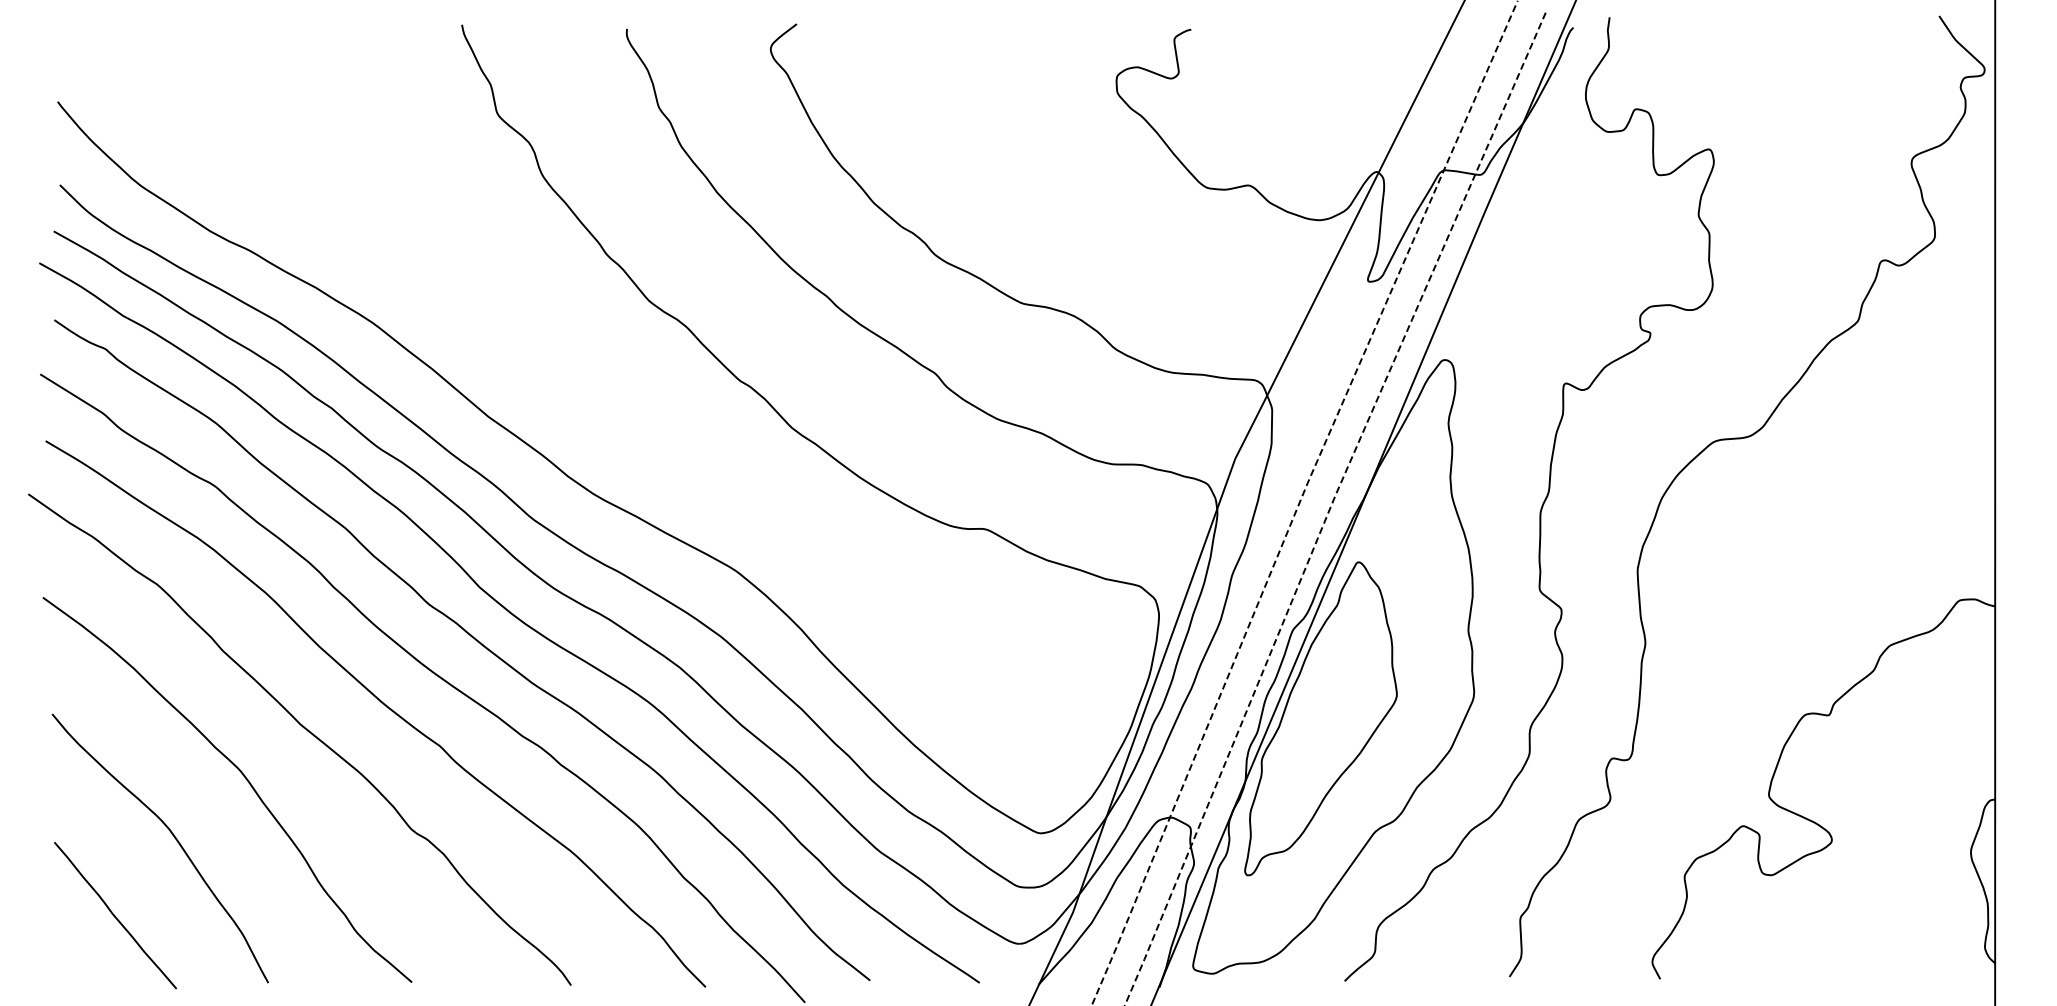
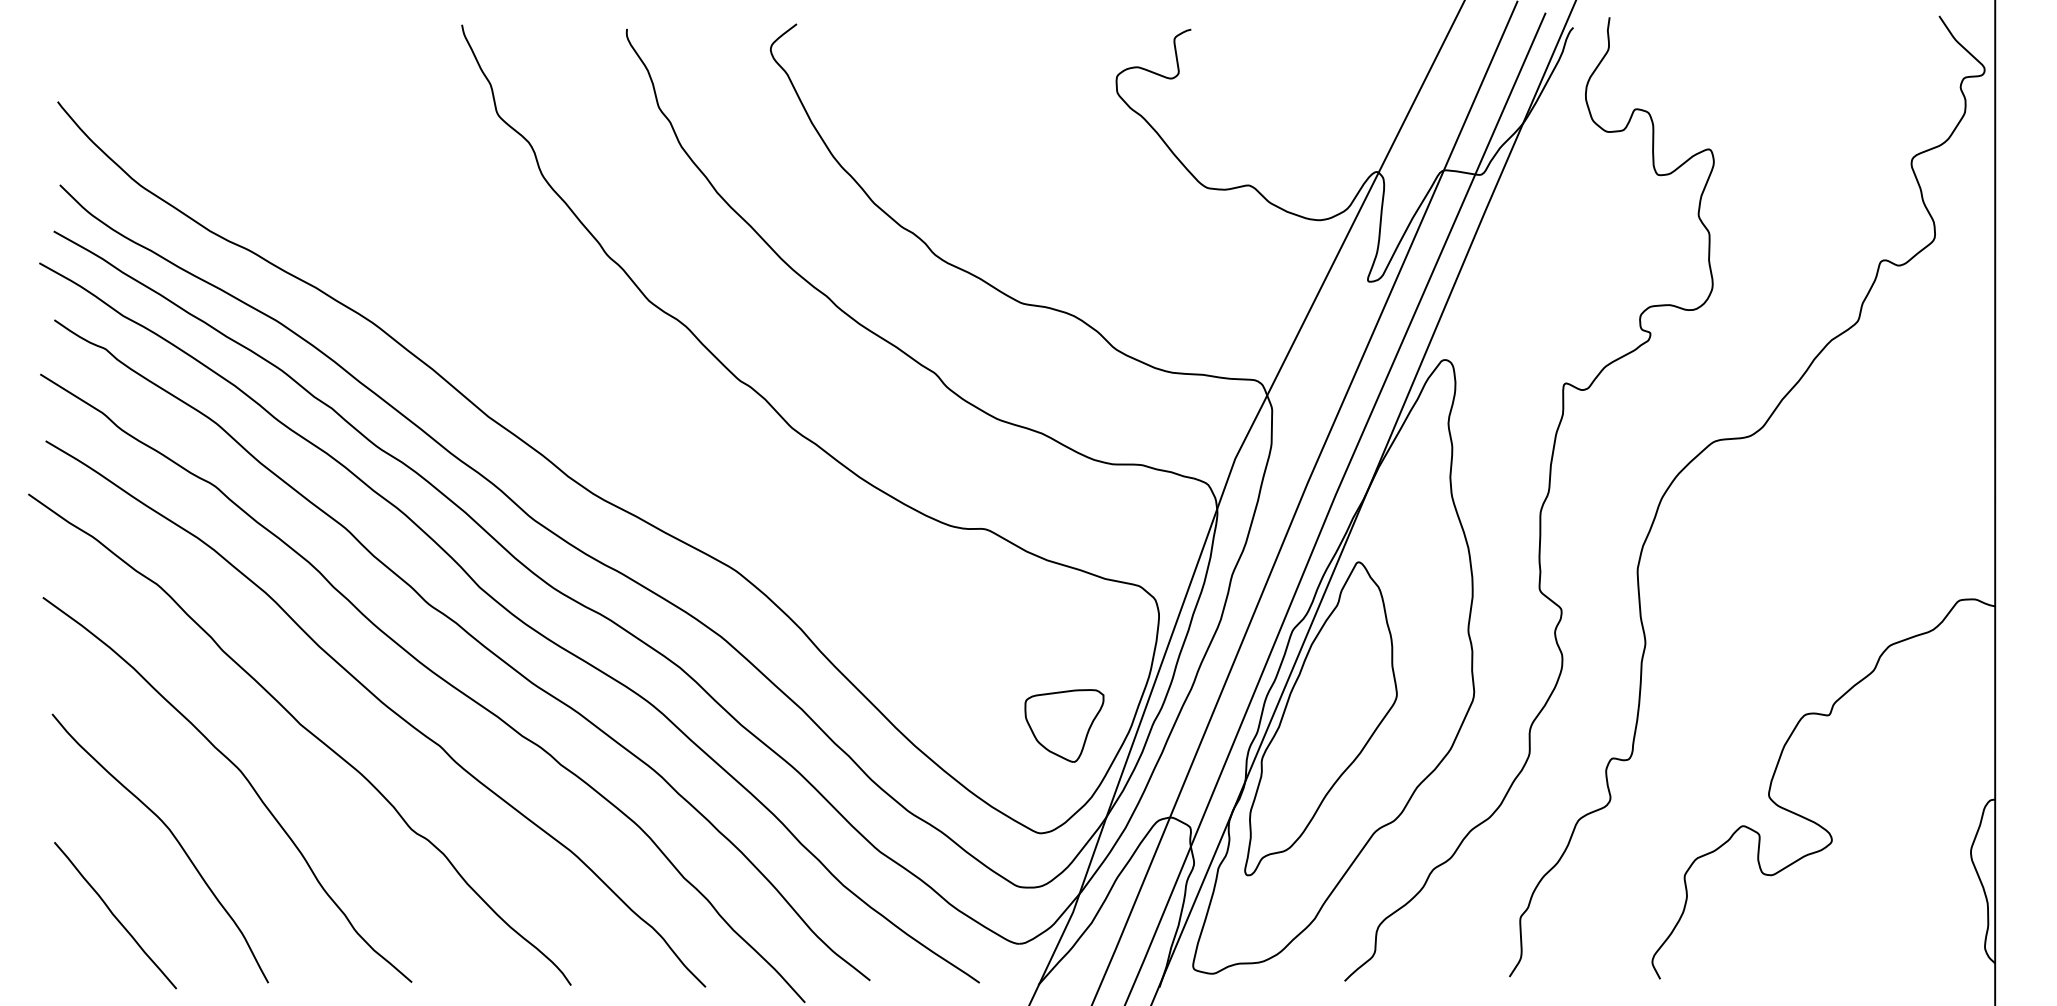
line: dashed -> solid (1300, 501)
line: dashed -> solid (1330, 507)
part: none -> present (1064, 725)
